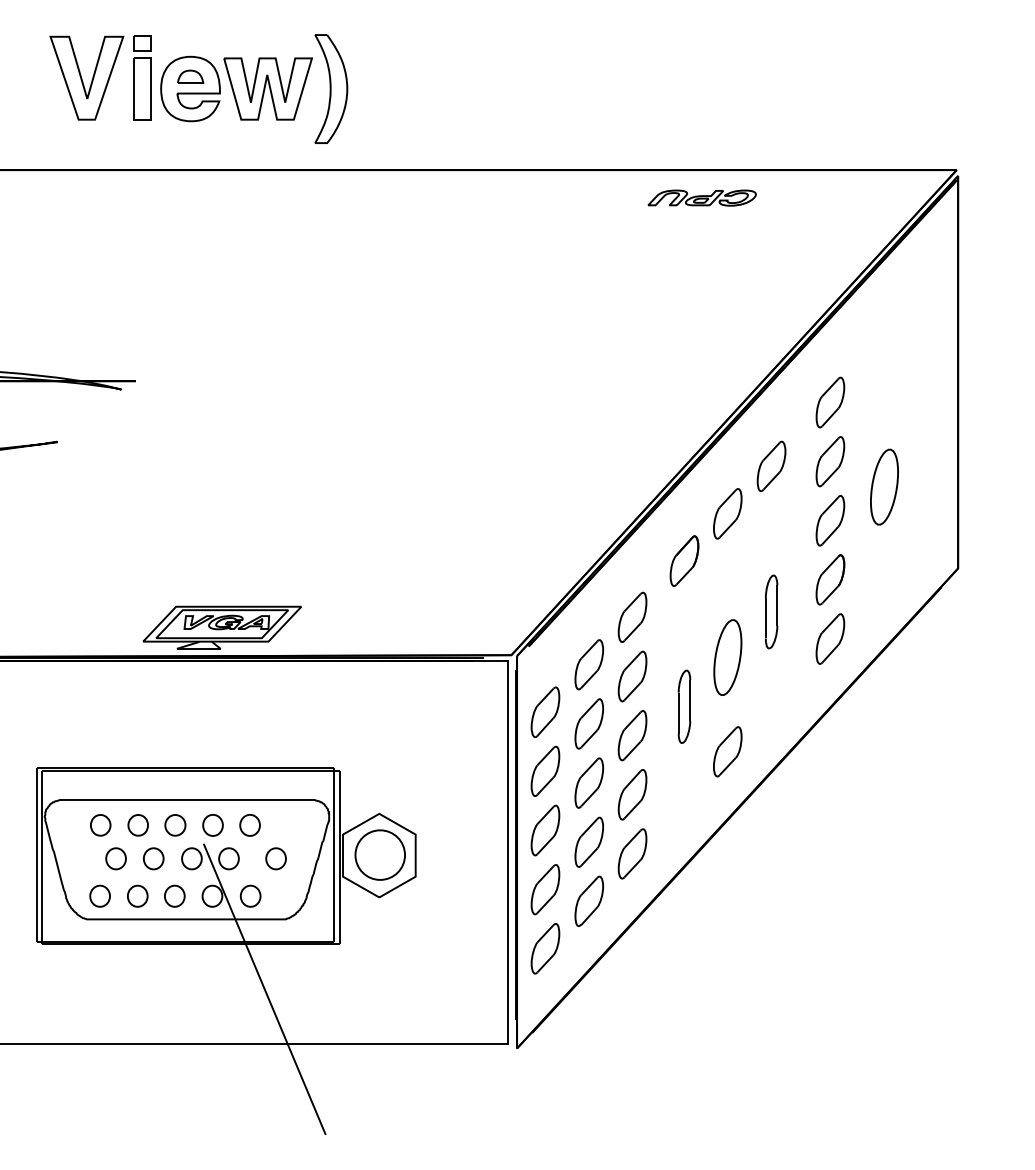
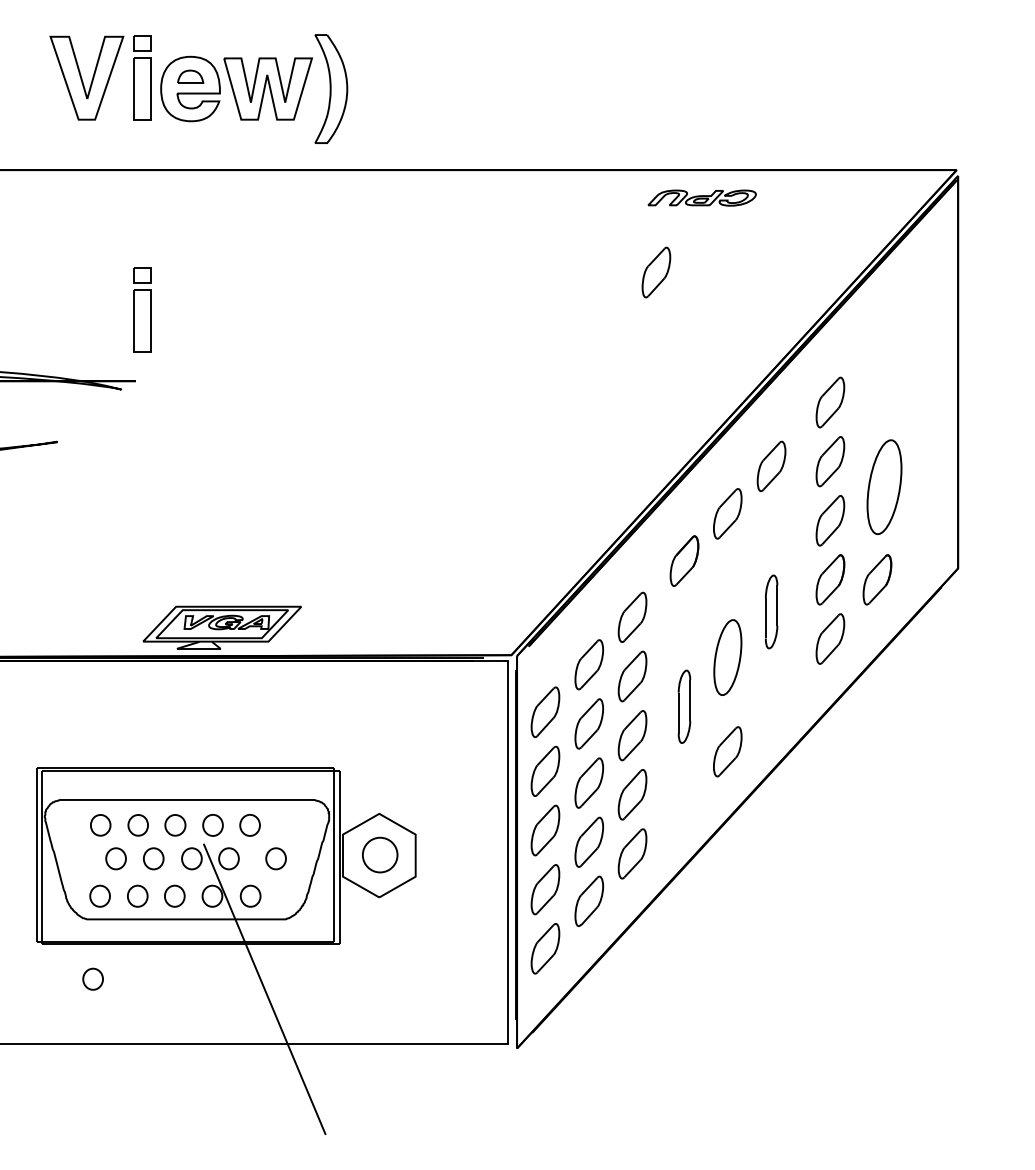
part: none -> present (656, 272)
part: none -> present (142, 309)
part size: 29x78 px -> 37x96 px (884, 486)
part: none -> present (877, 579)
part size: 52x52 px -> 37x38 px (380, 854)
part: none -> present (92, 978)
